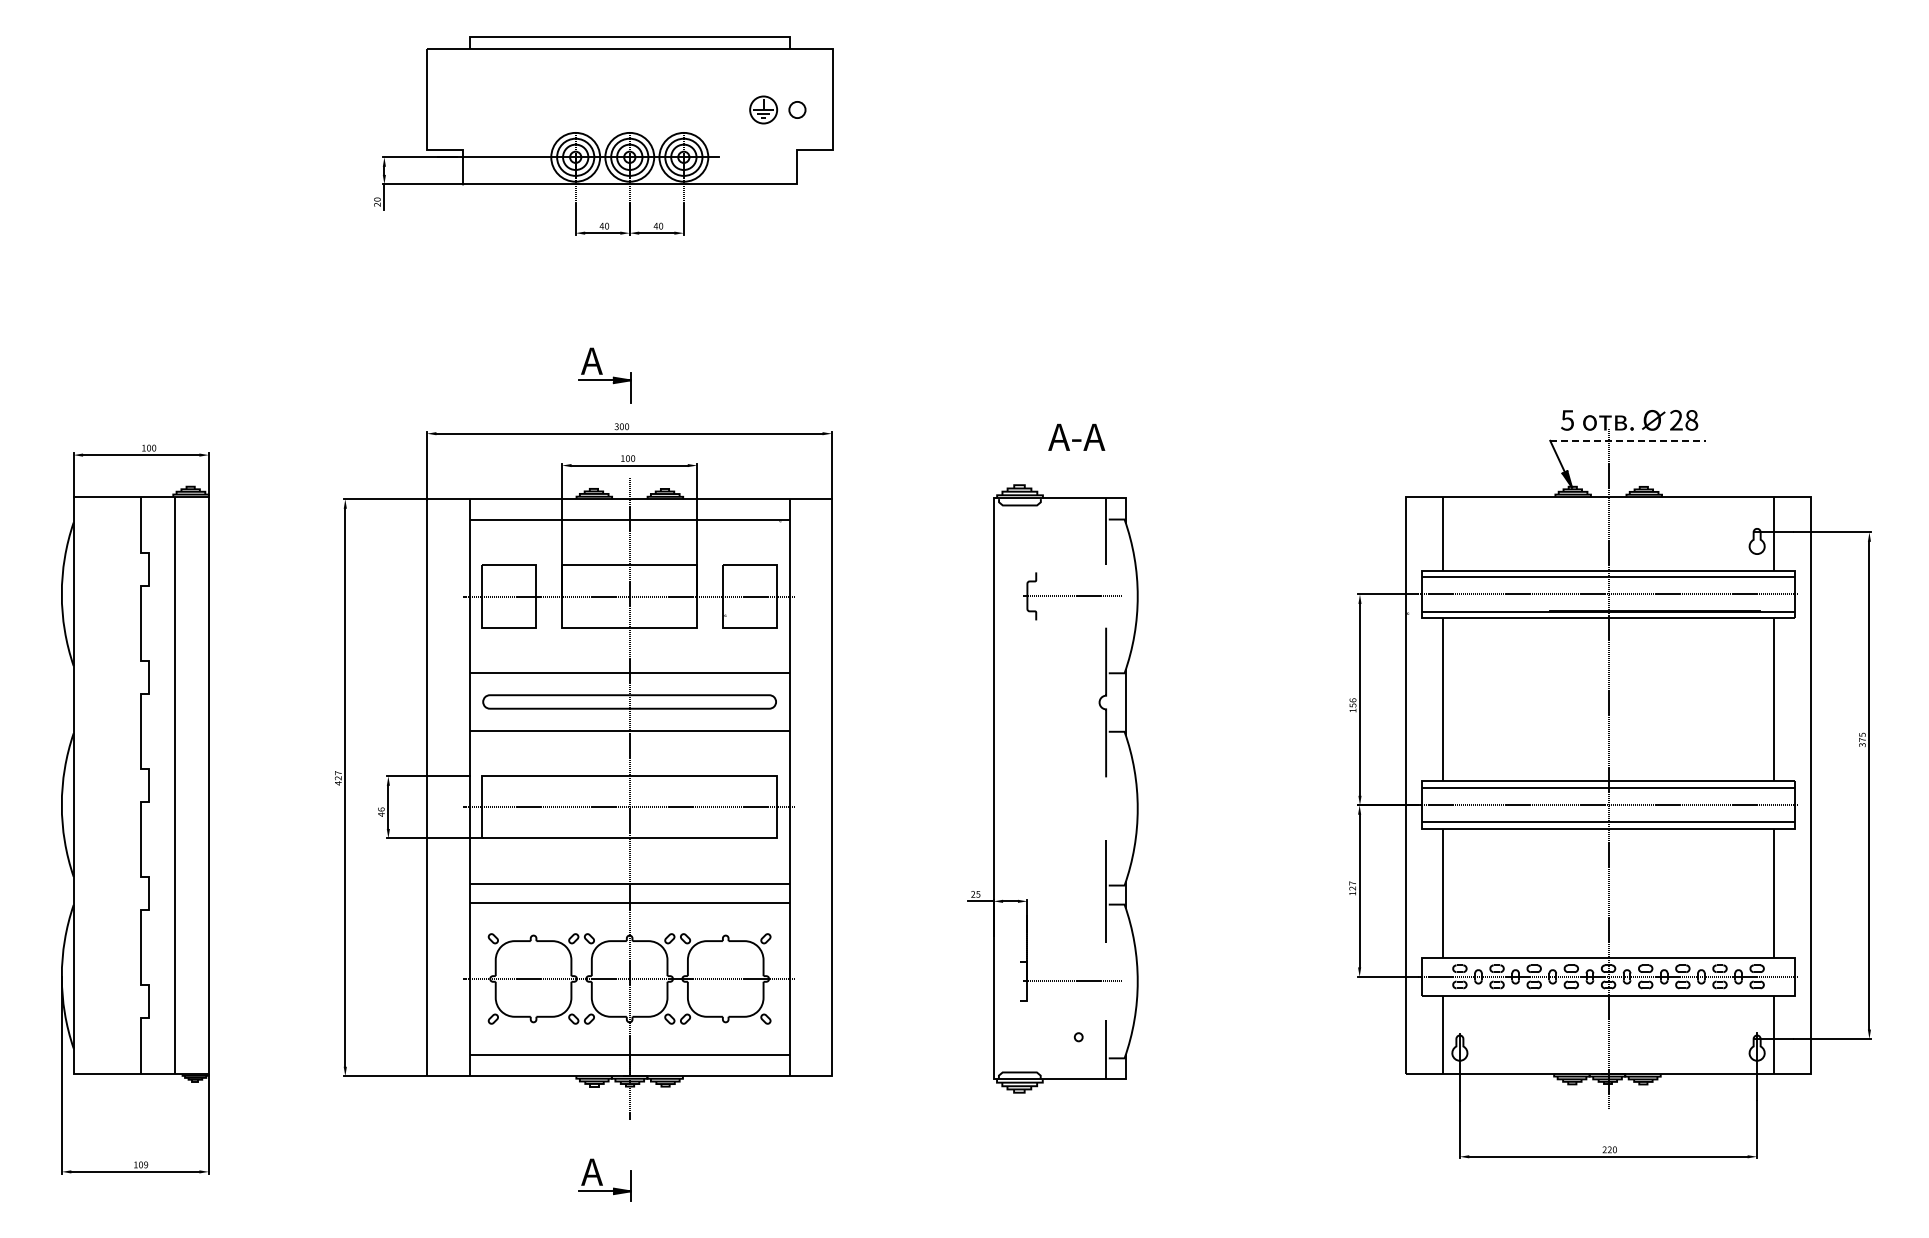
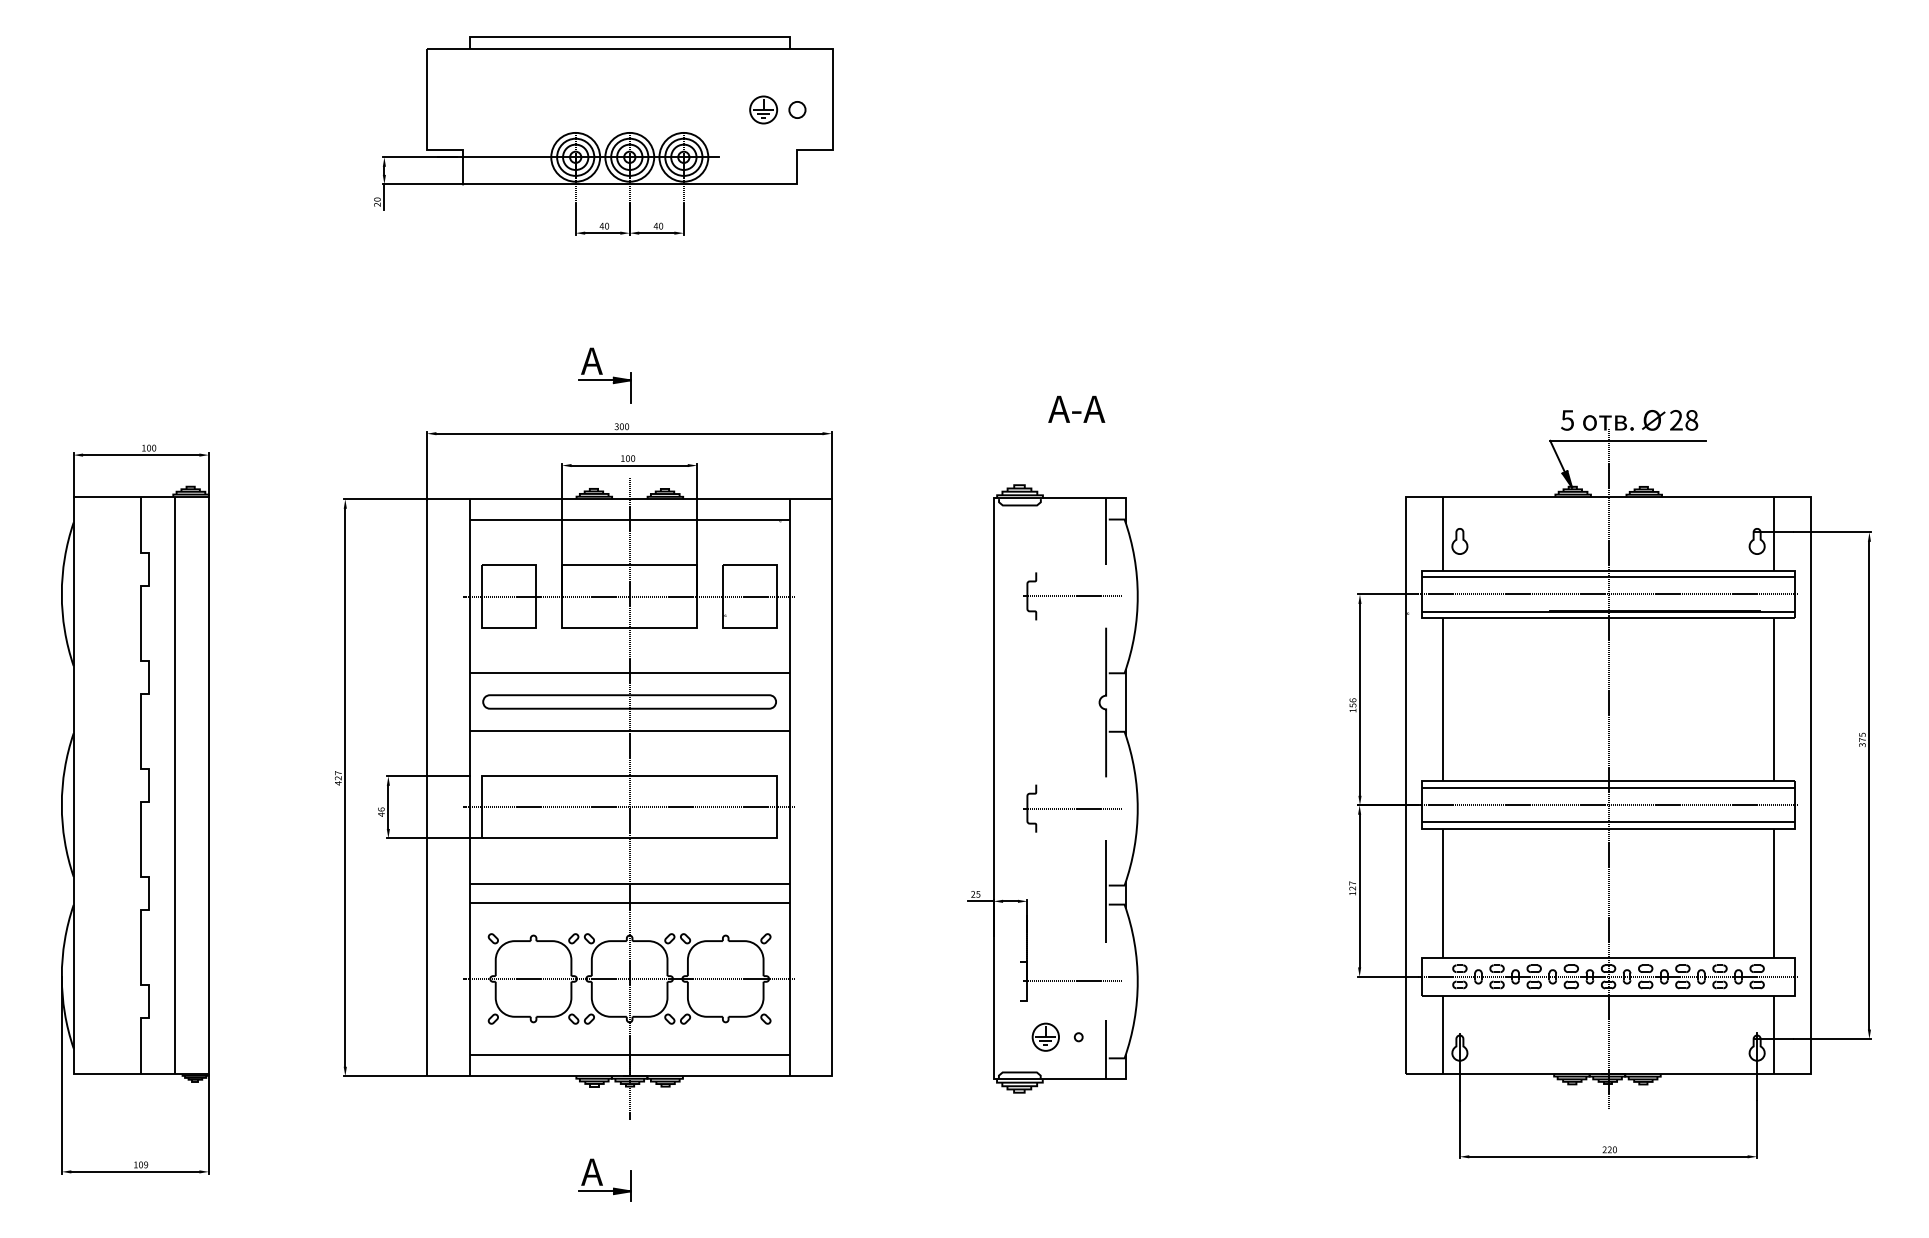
text position: (1076, 436) -> (1076, 408) (1076, 408)
line: dashed -> solid (1628, 440)
part: none -> present (1459, 541)
part: none -> present (1072, 808)
part: none -> present (1045, 1036)
